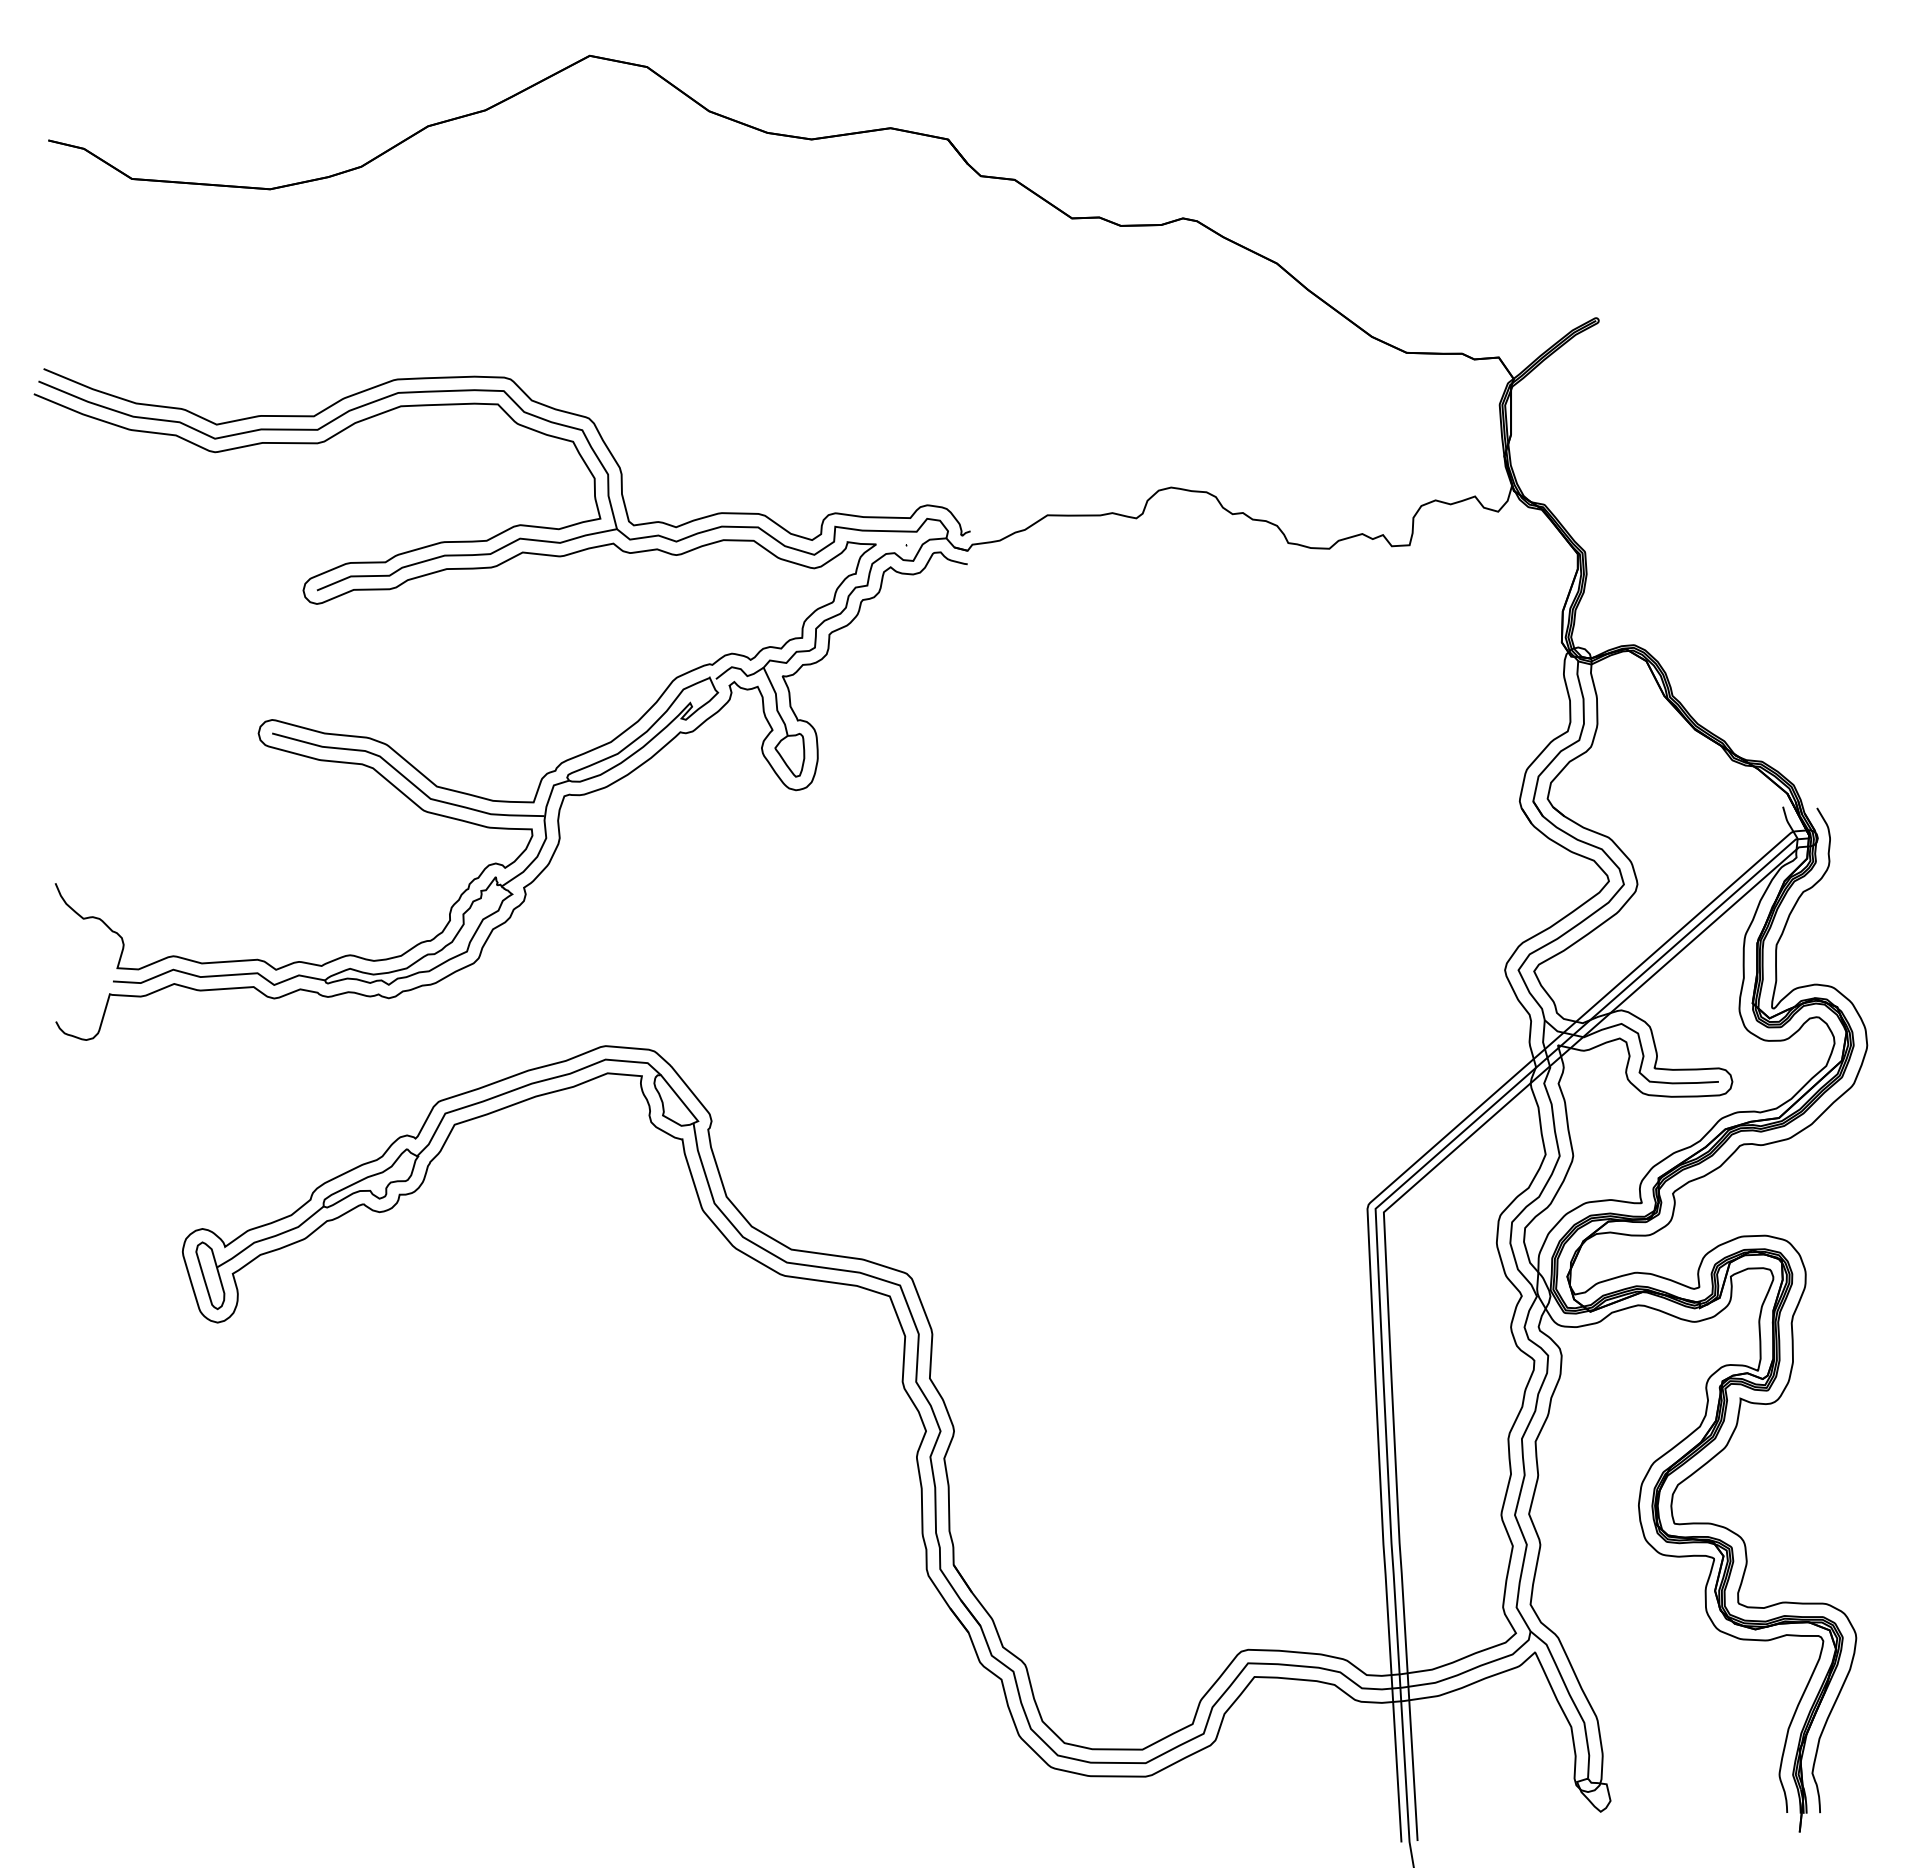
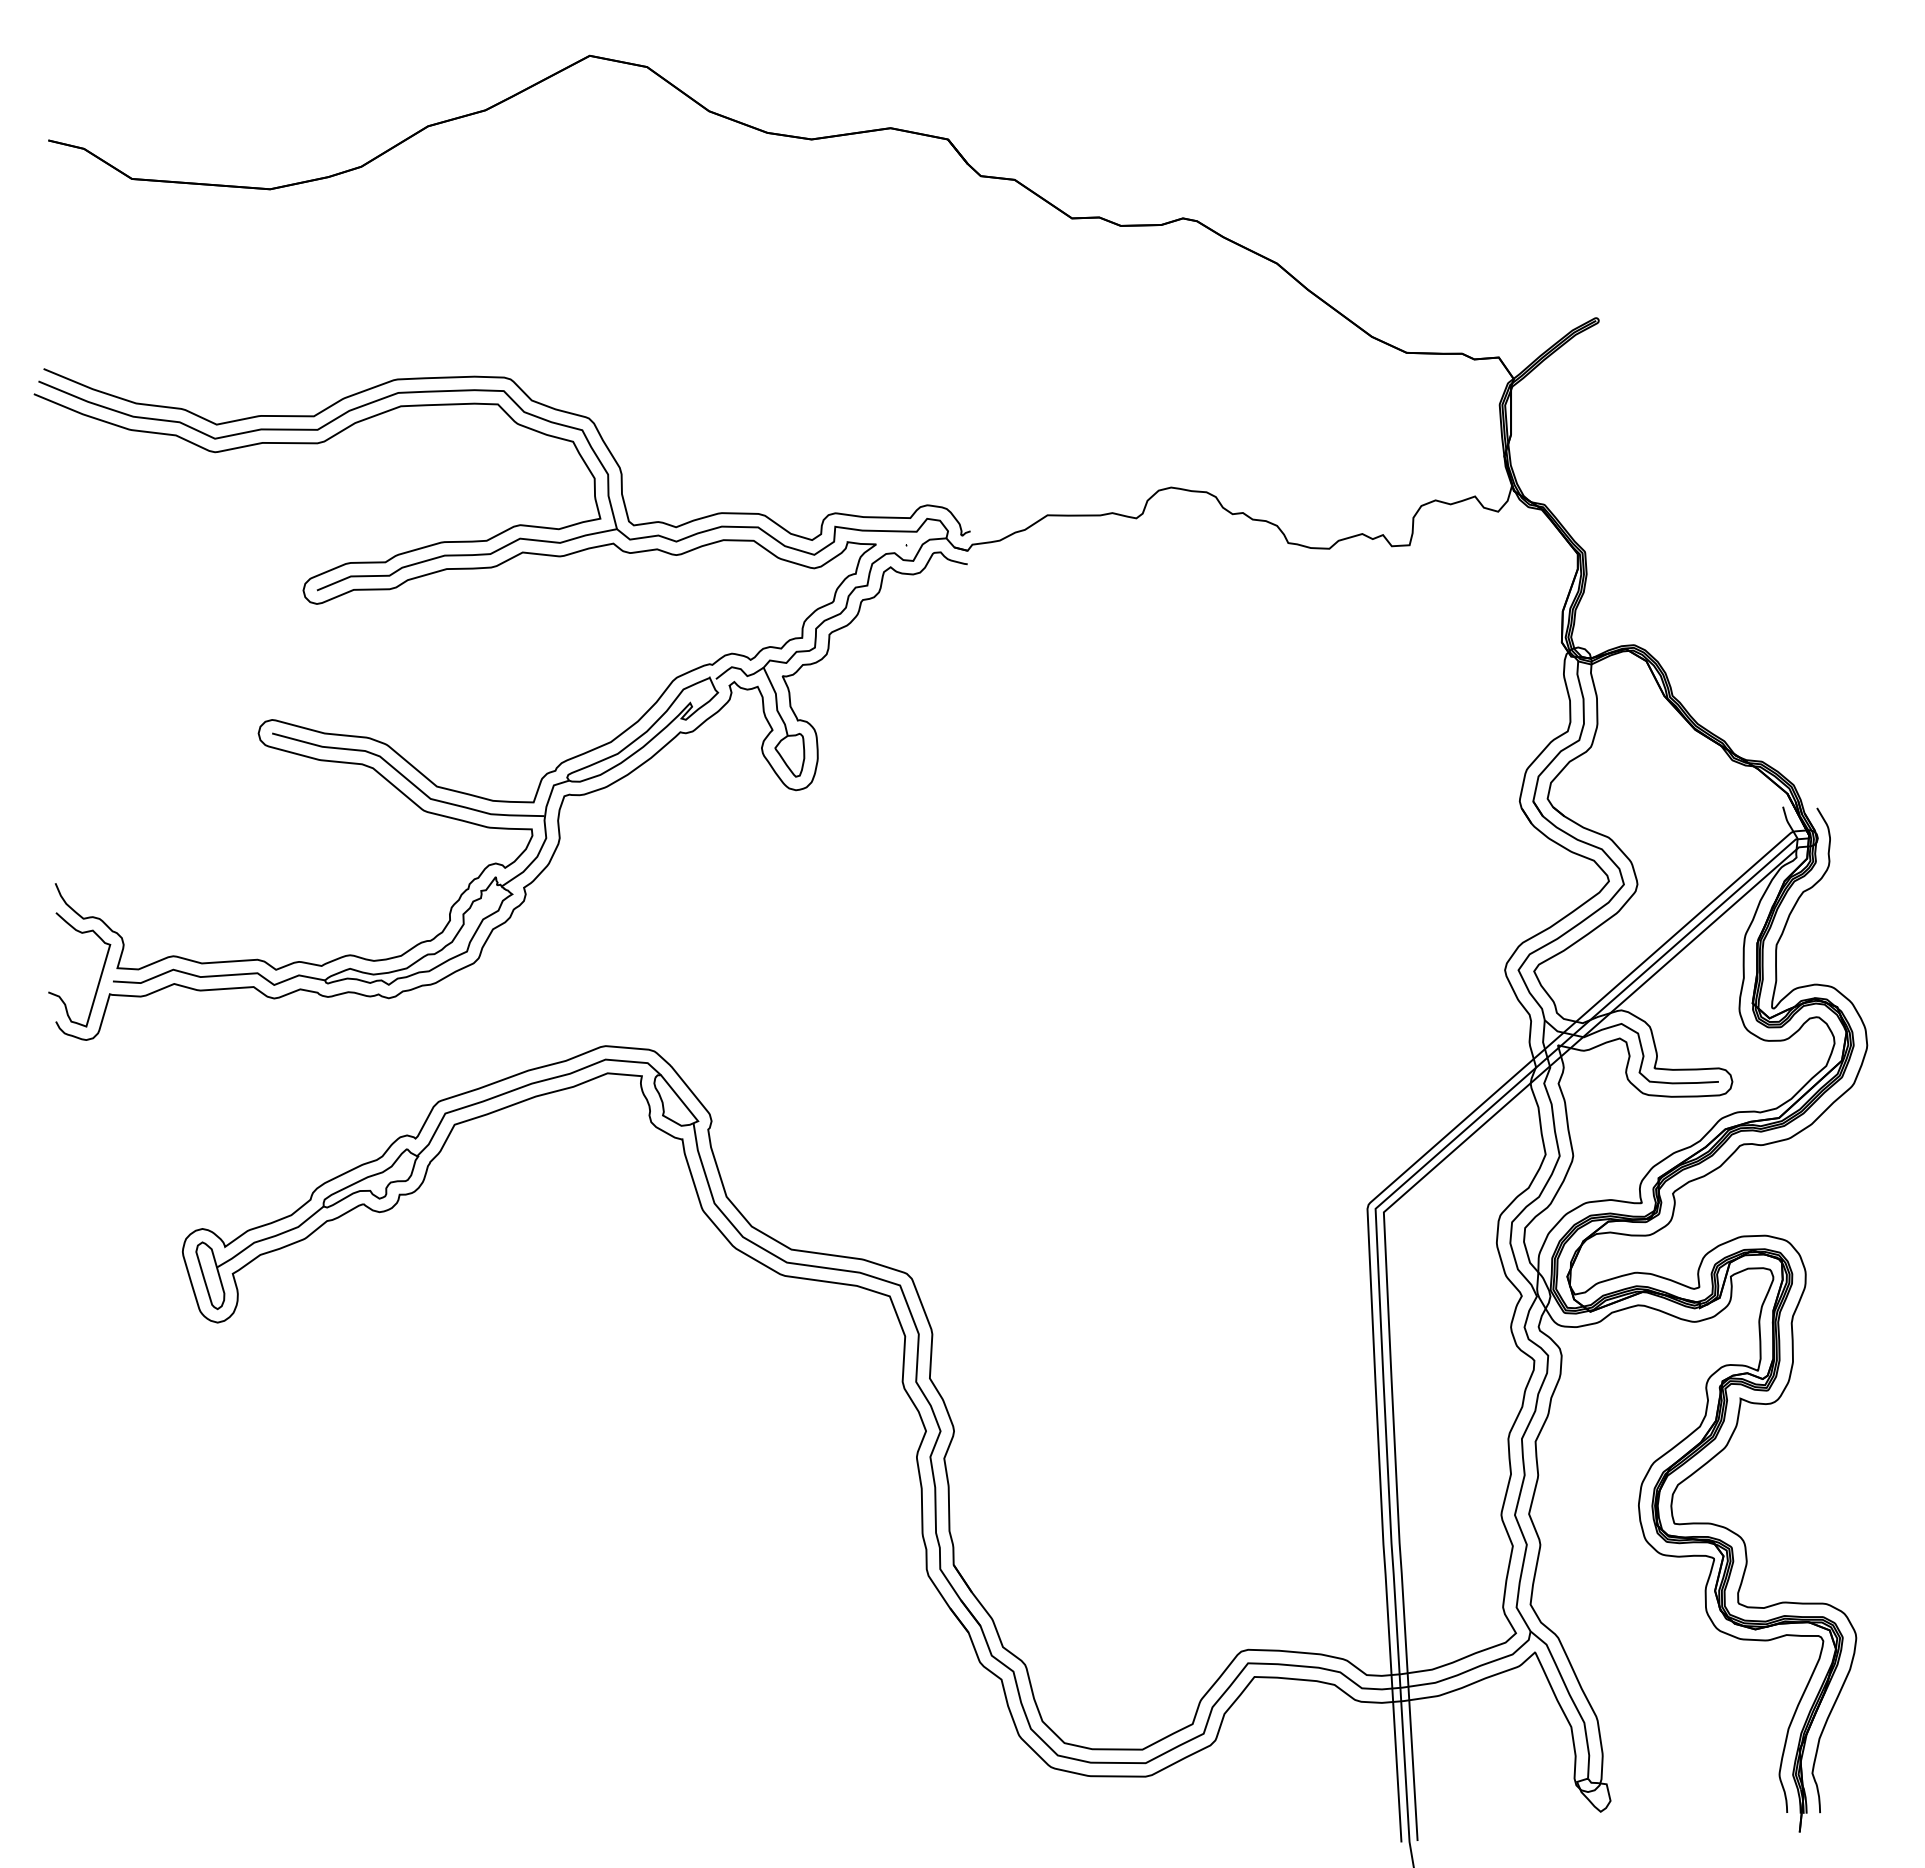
curve: none -> present (99, 977)
